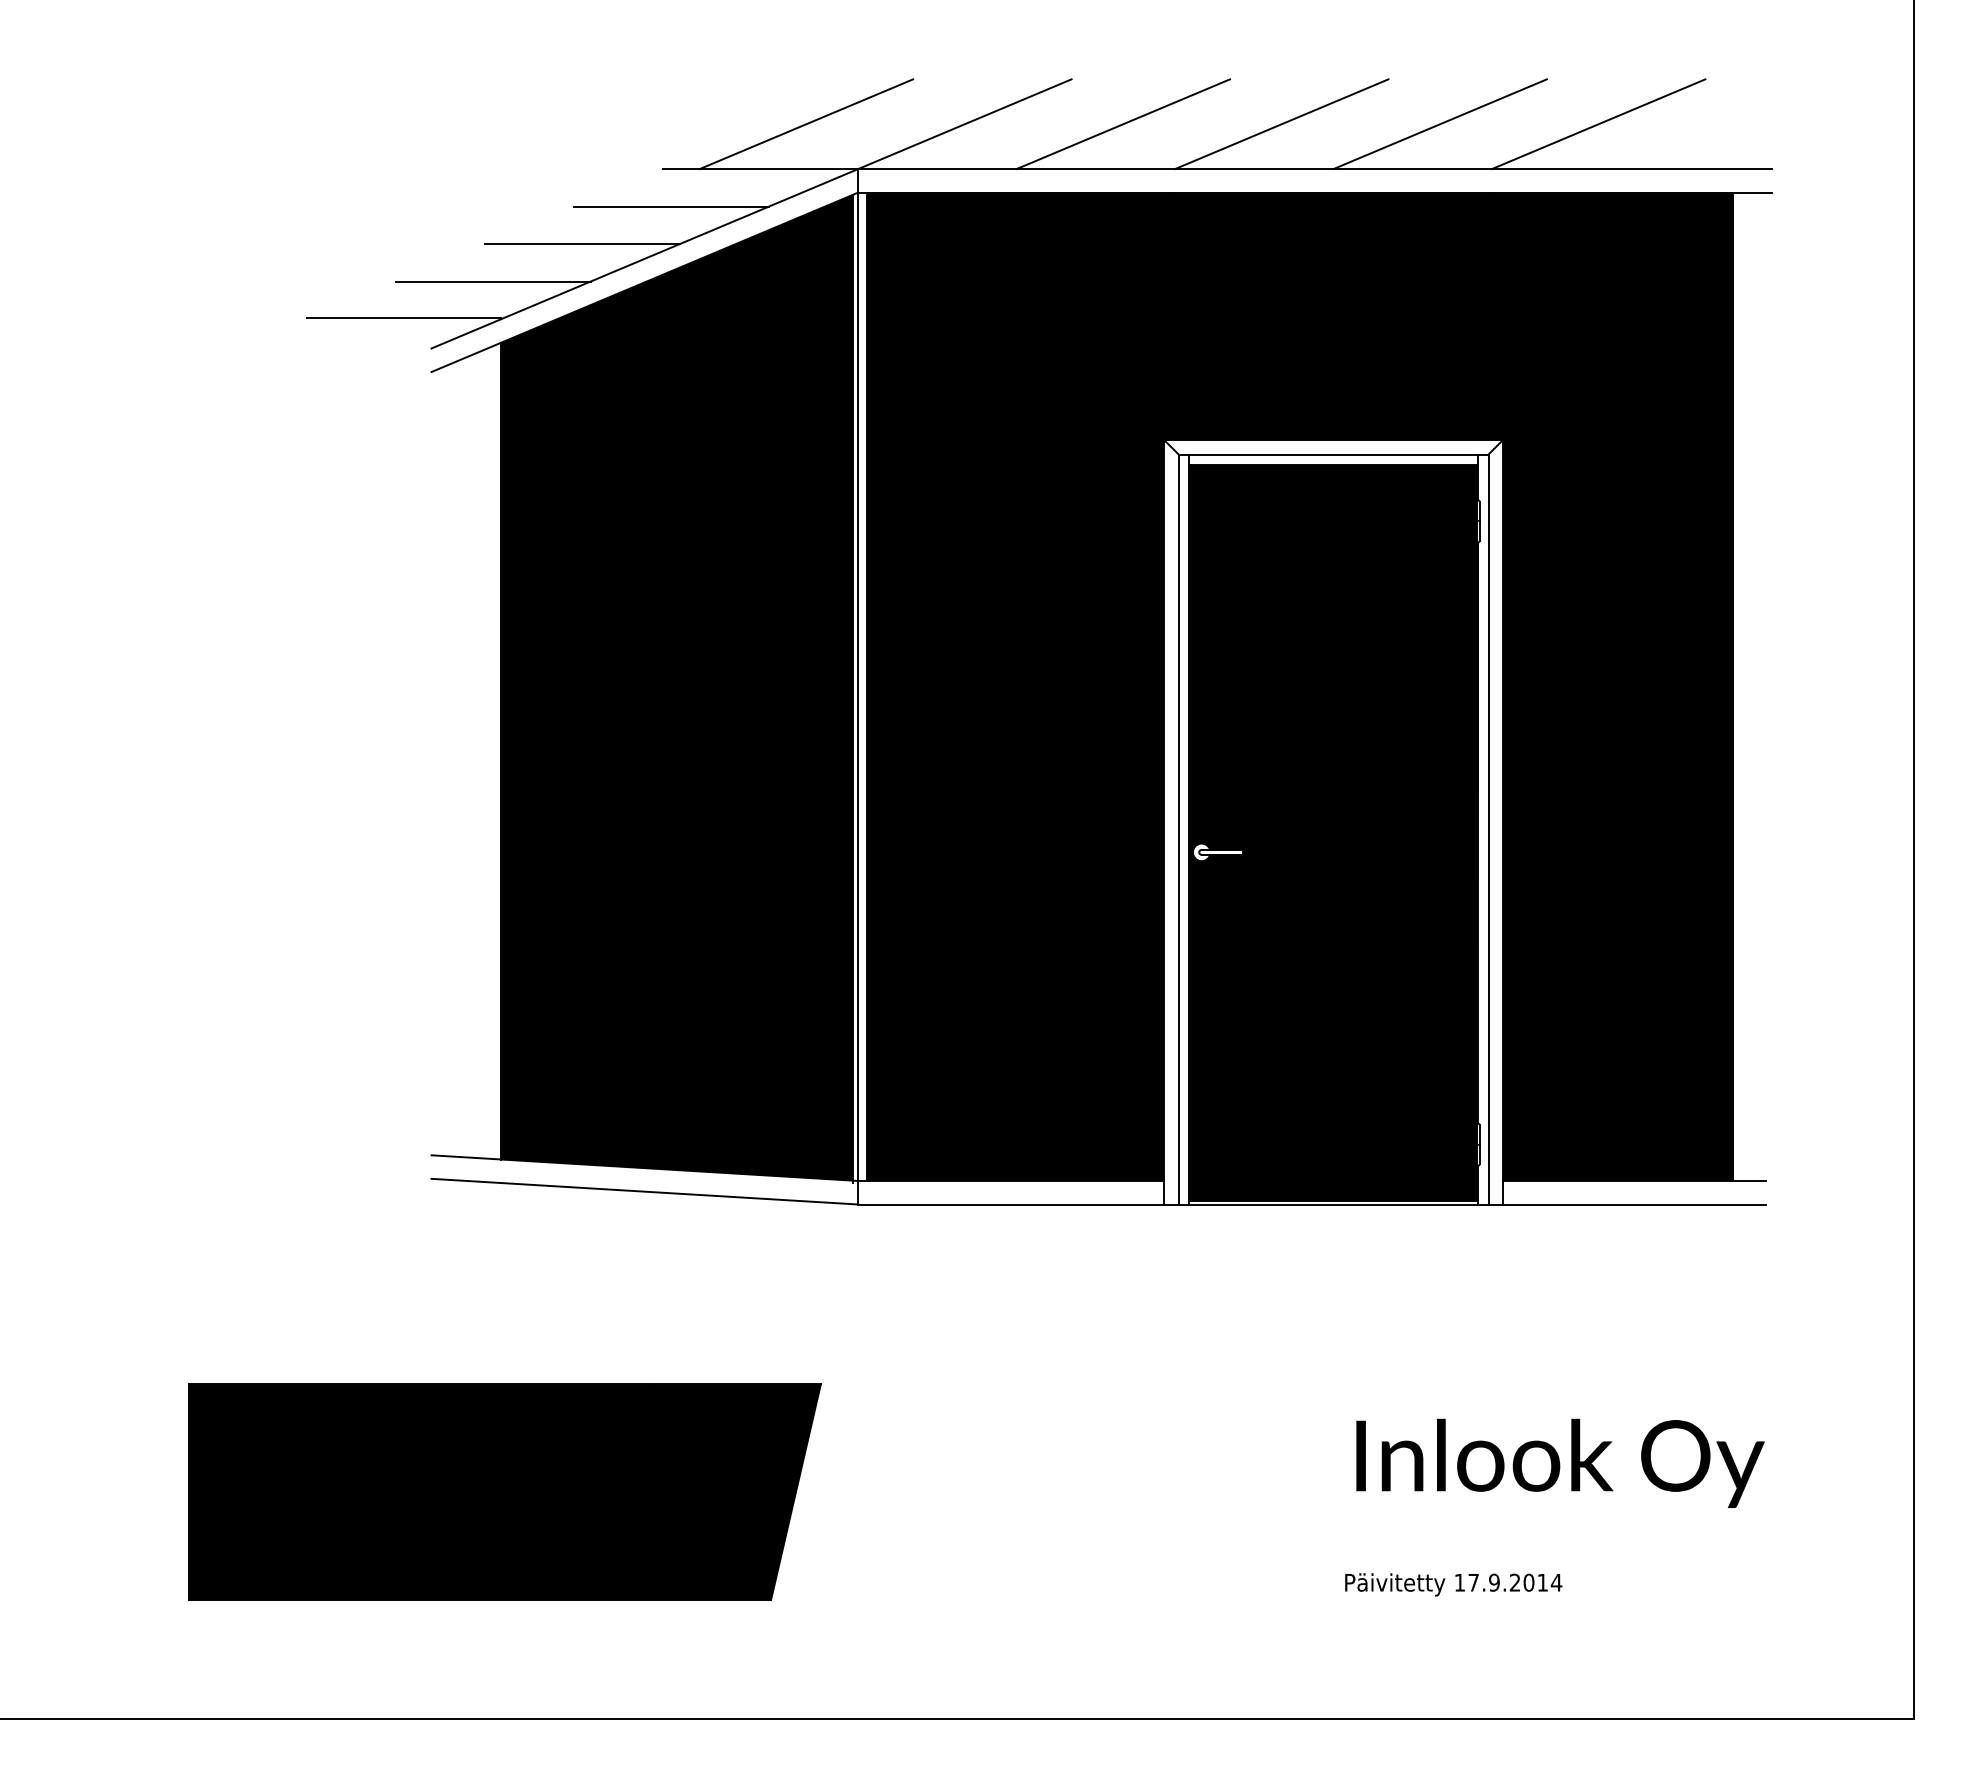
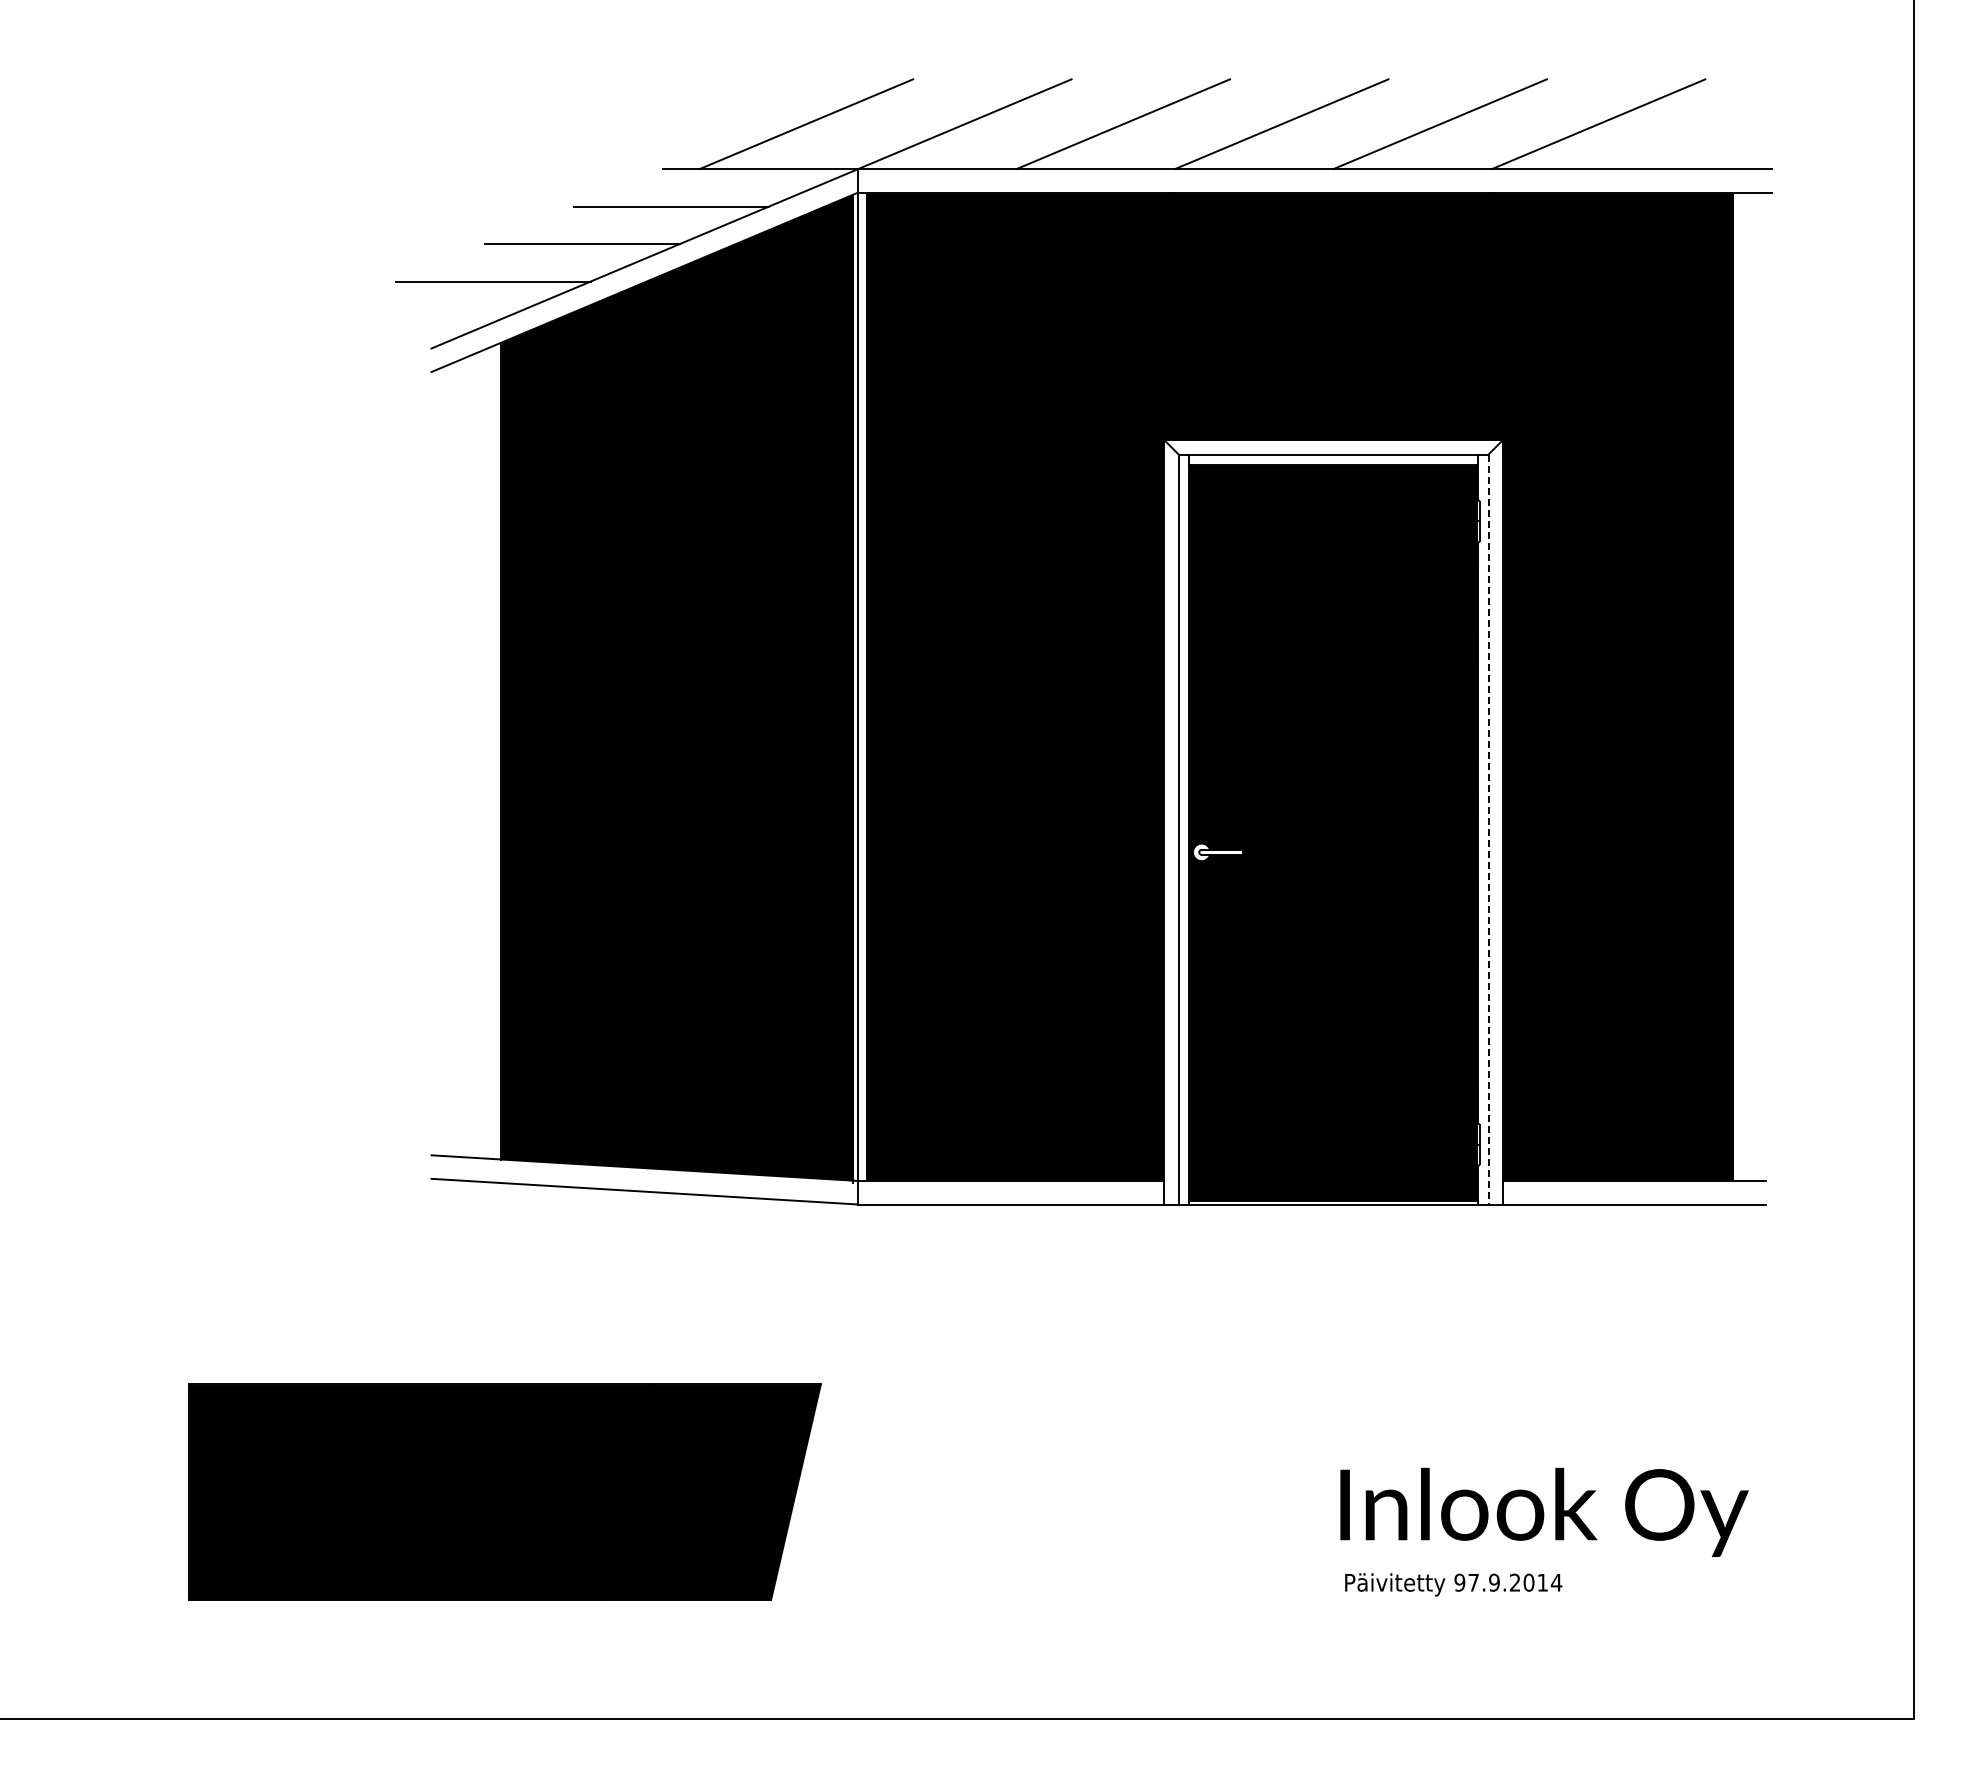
line: present -> none (403, 318)
line: solid -> dashed (1488, 829)
text position: (1560, 1462) -> (1544, 1511) (1544, 1511)
text: 17.9.2014 -> 97.9.2014 (1459, 1582)
